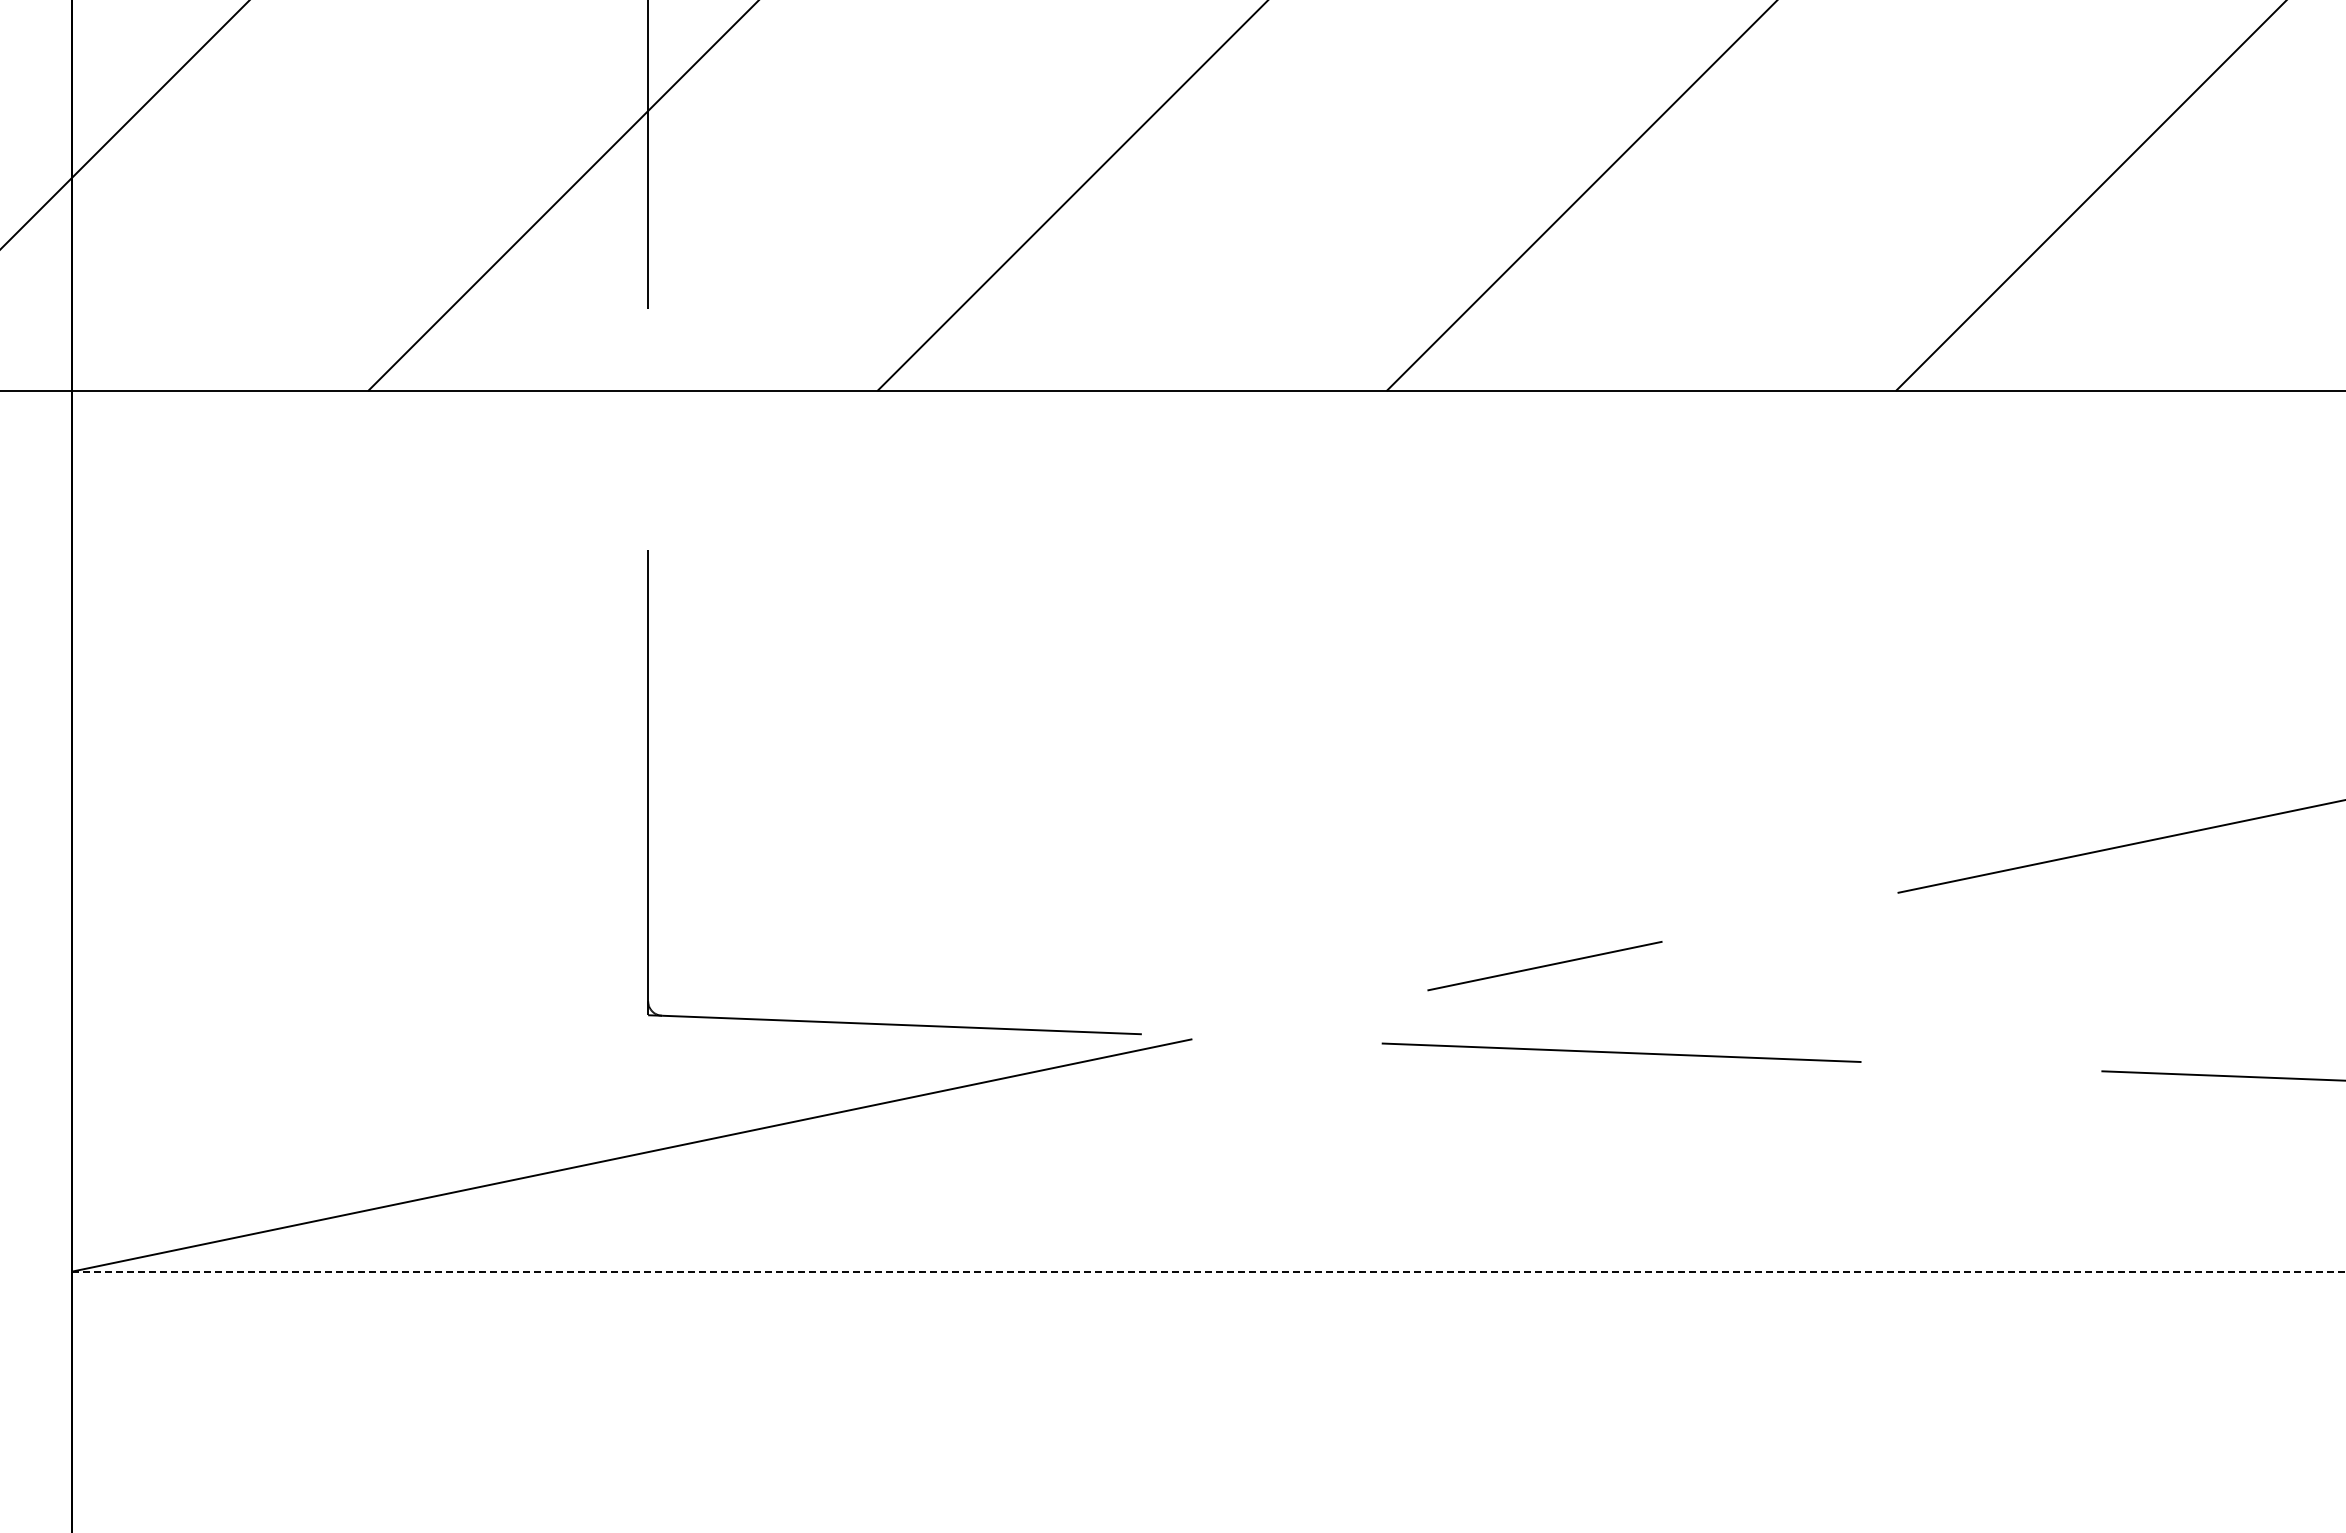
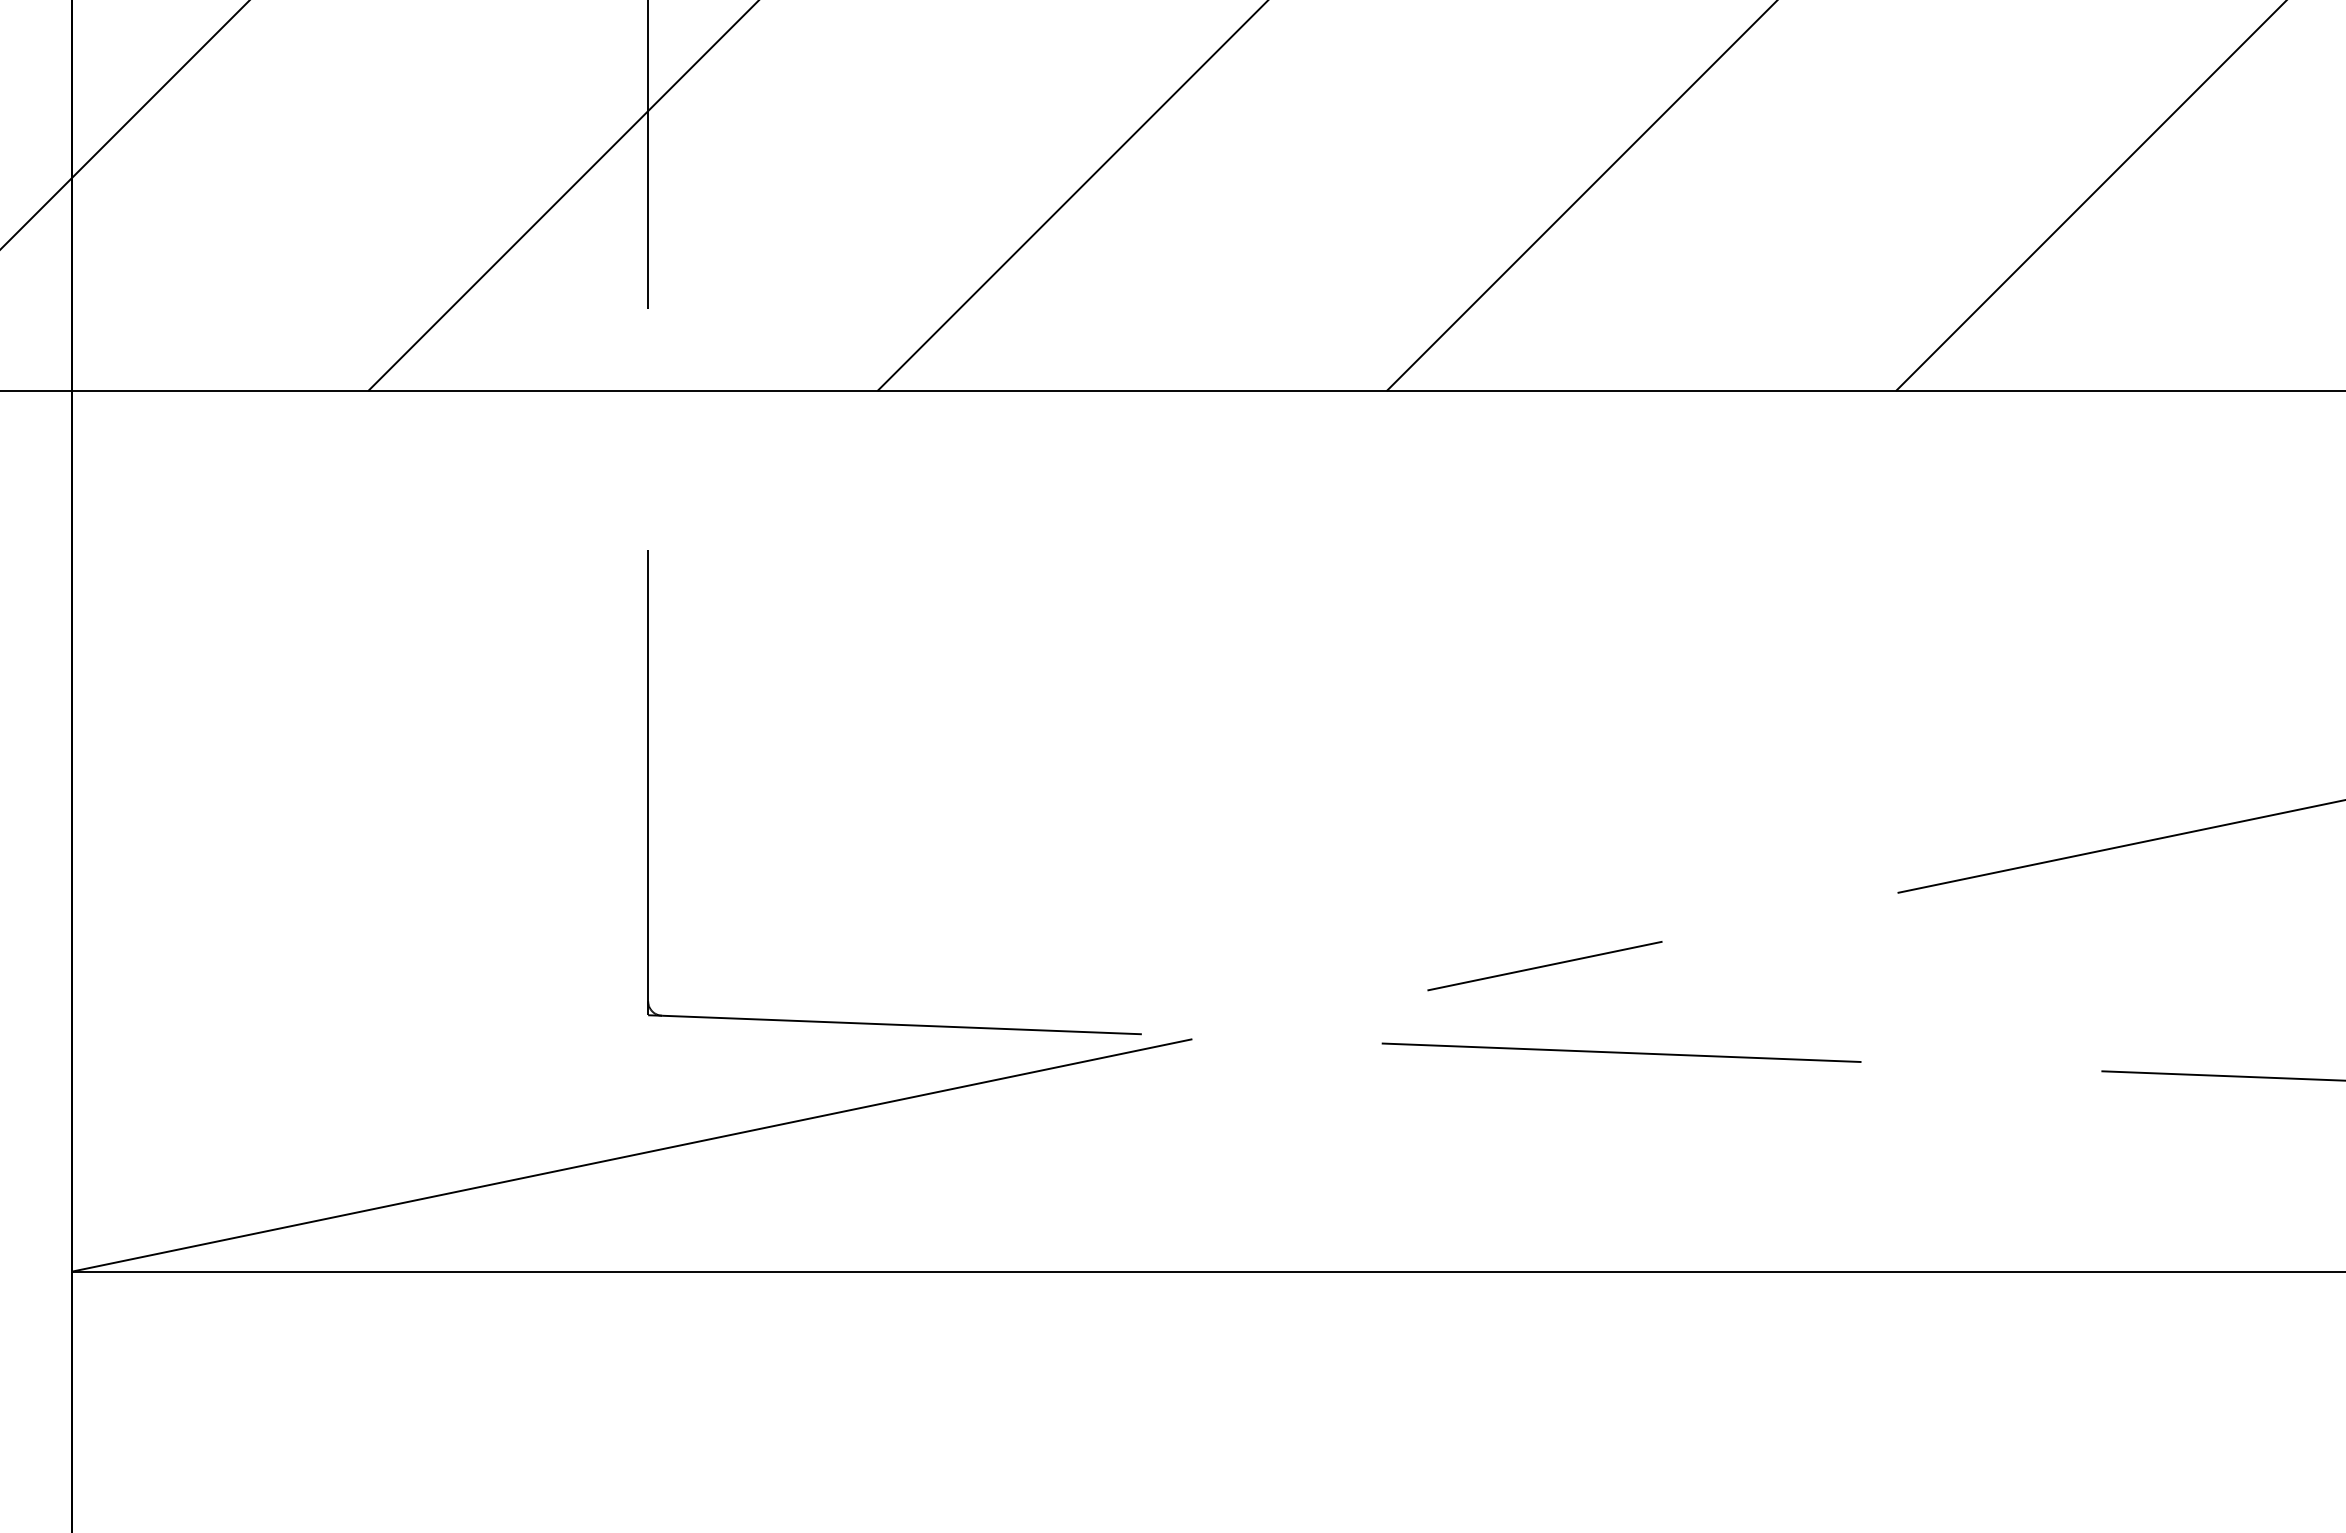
line: dashed -> solid (1208, 1271)
